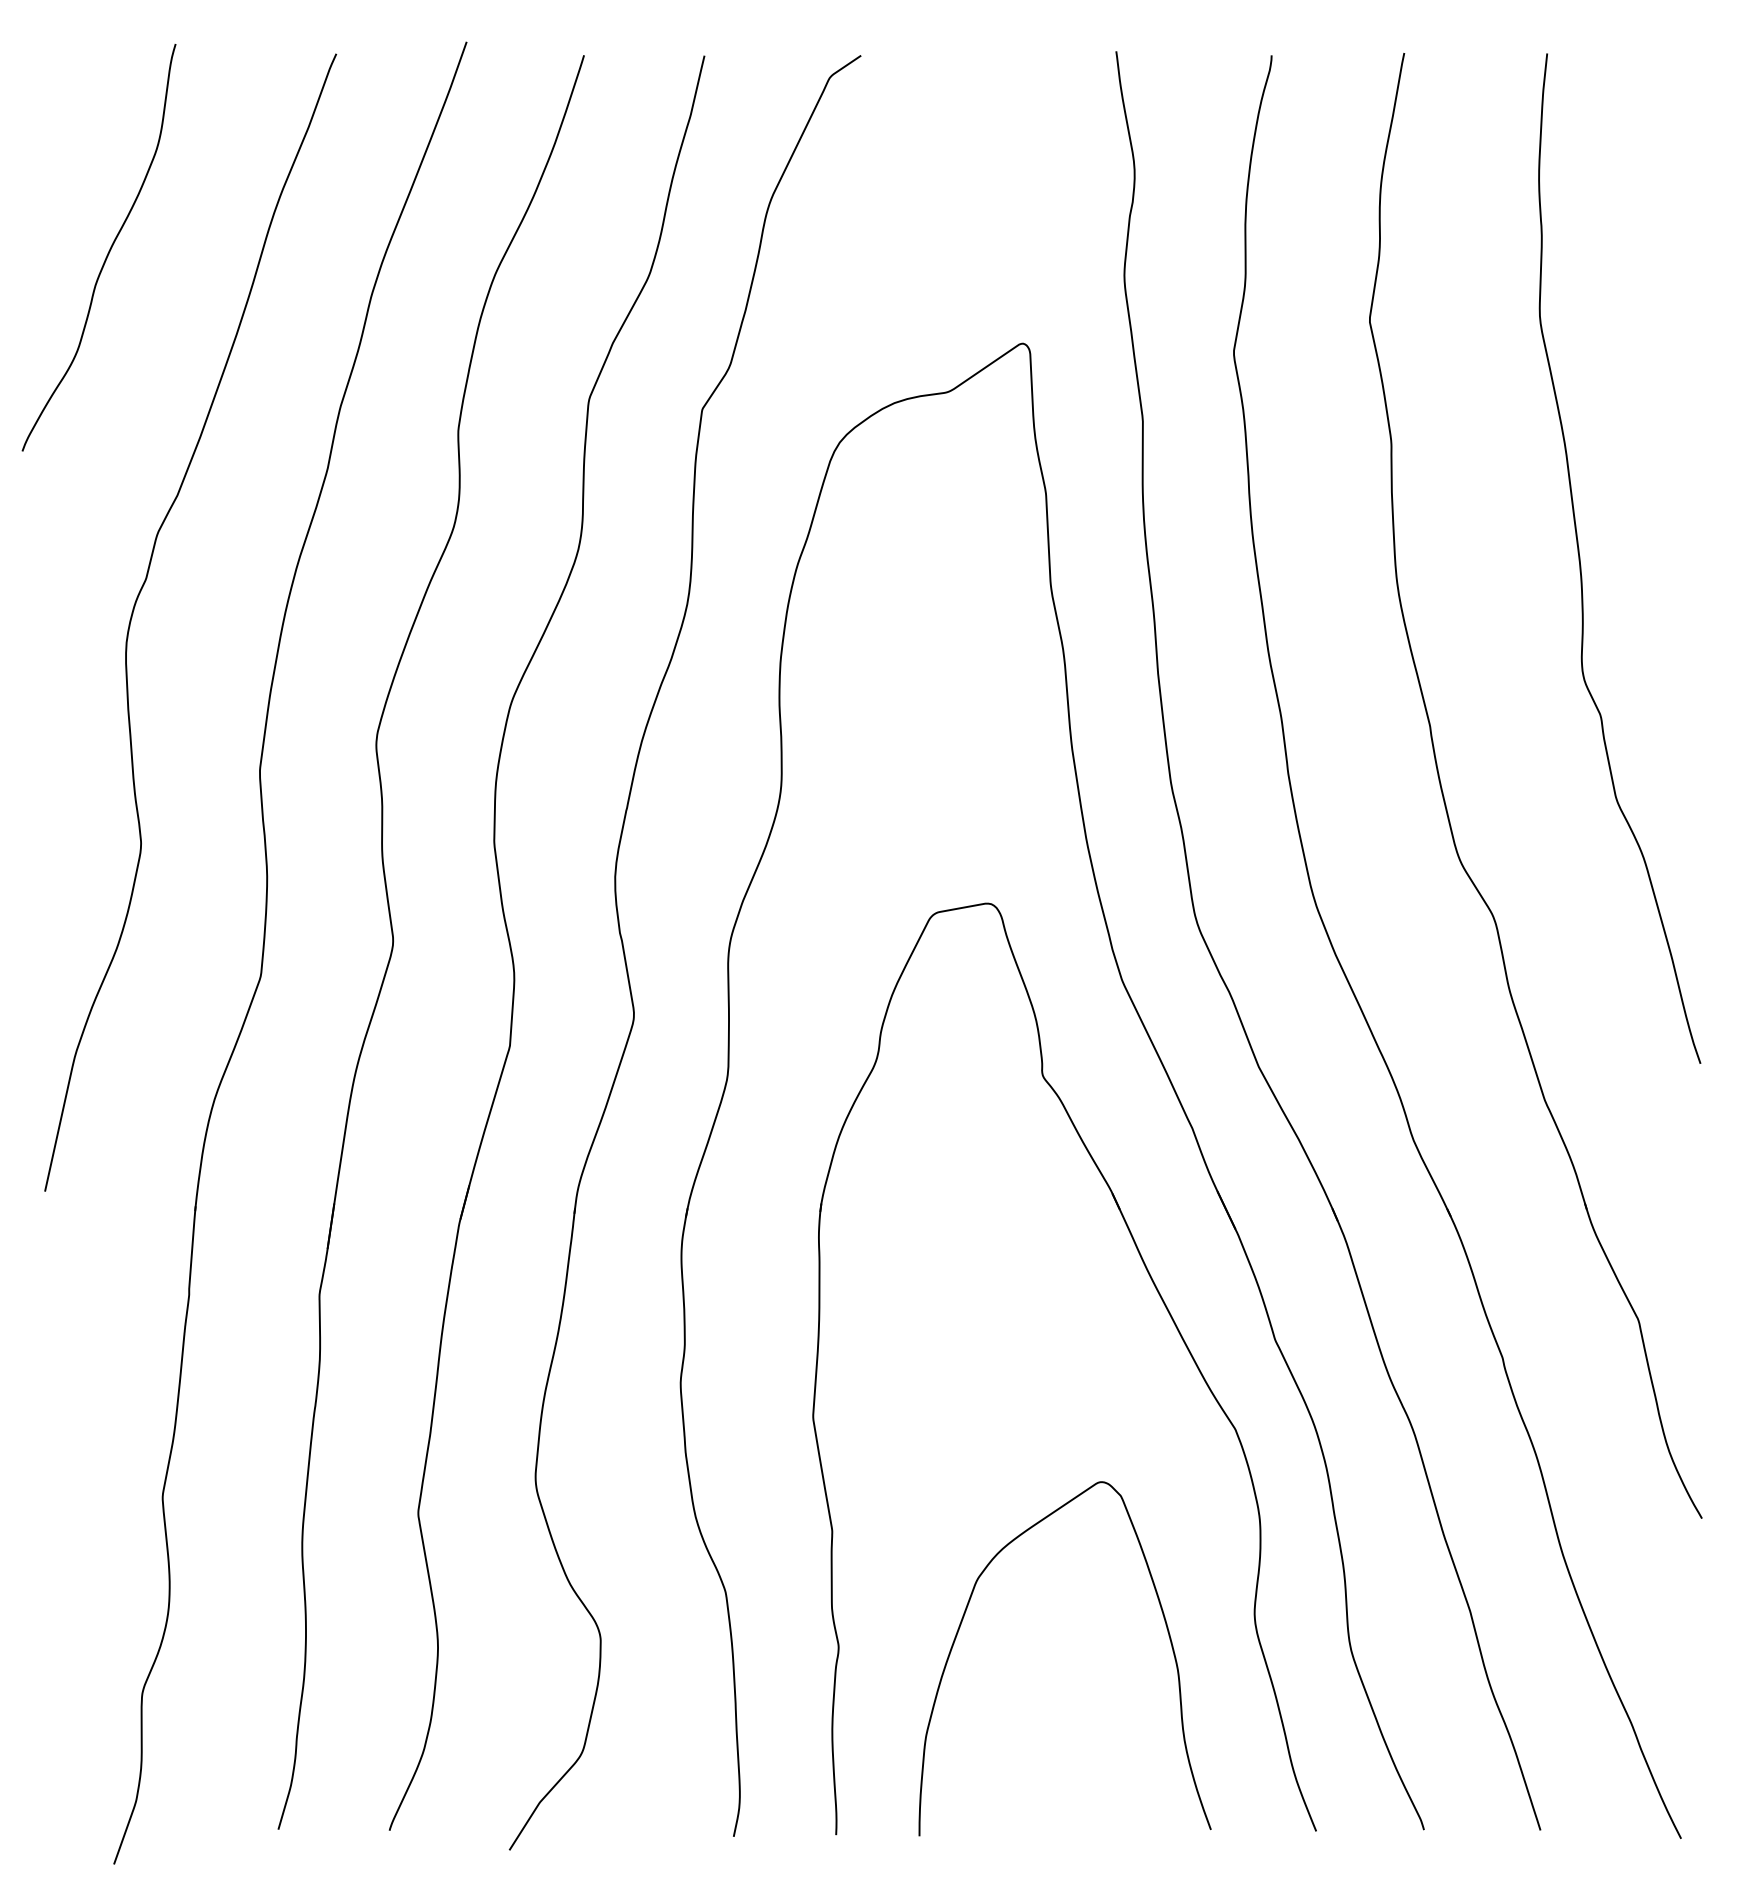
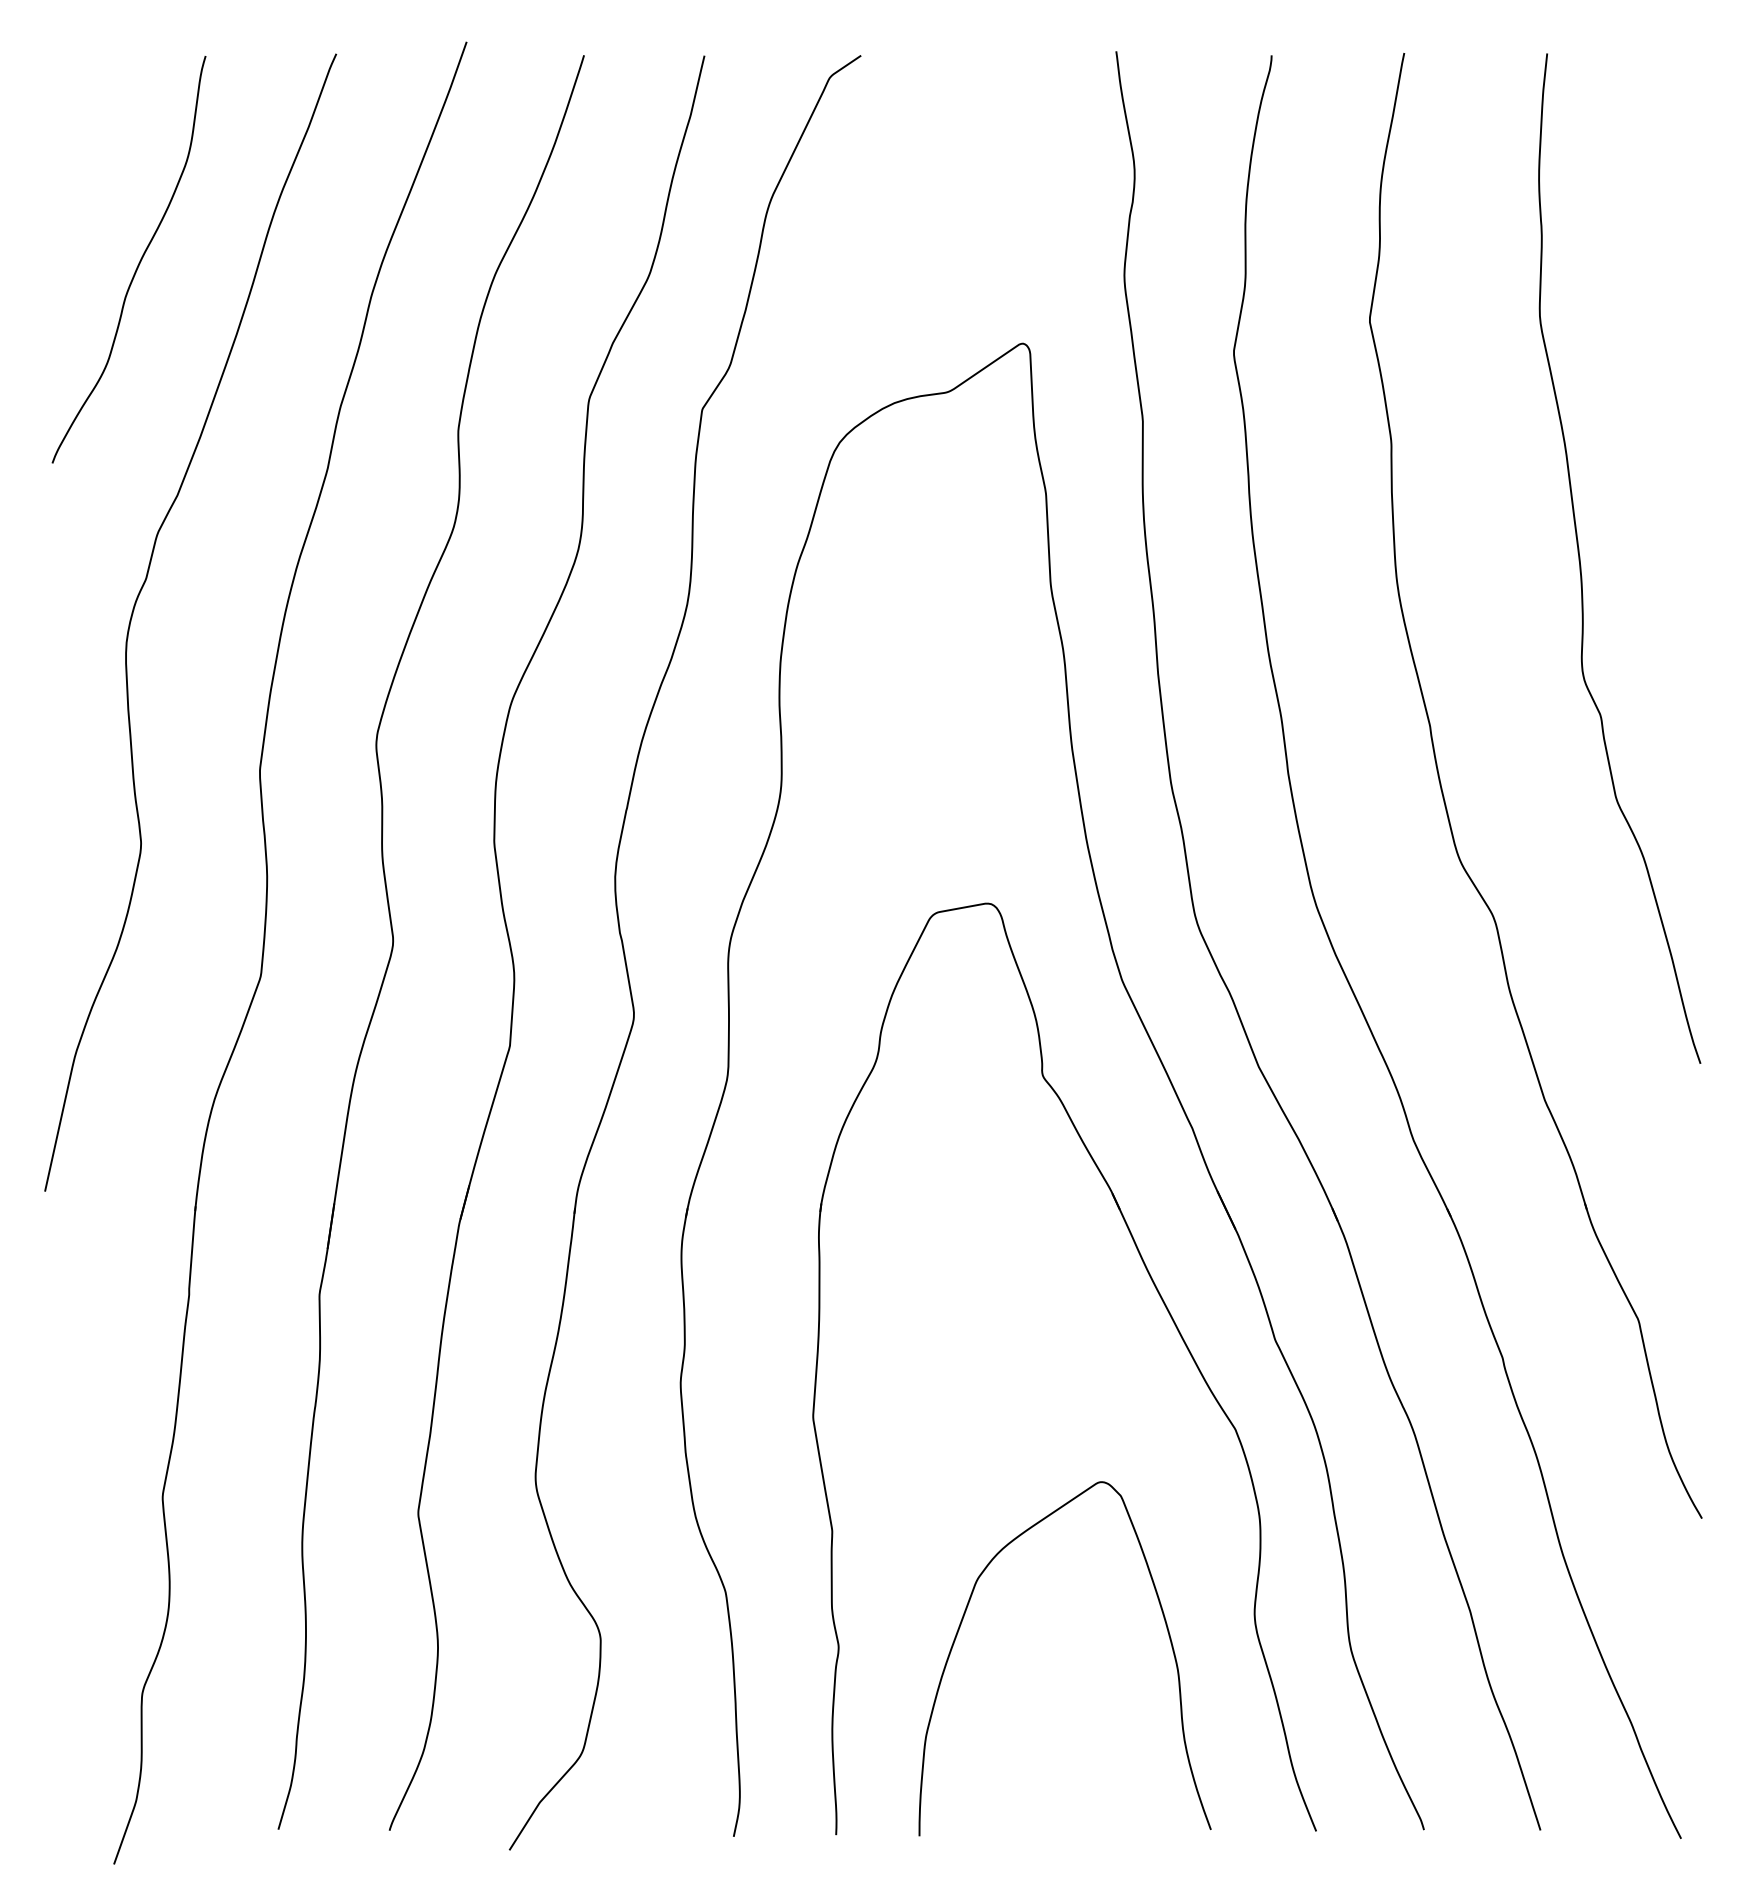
curve position: (108, 251) -> (138, 263) (138, 263)
